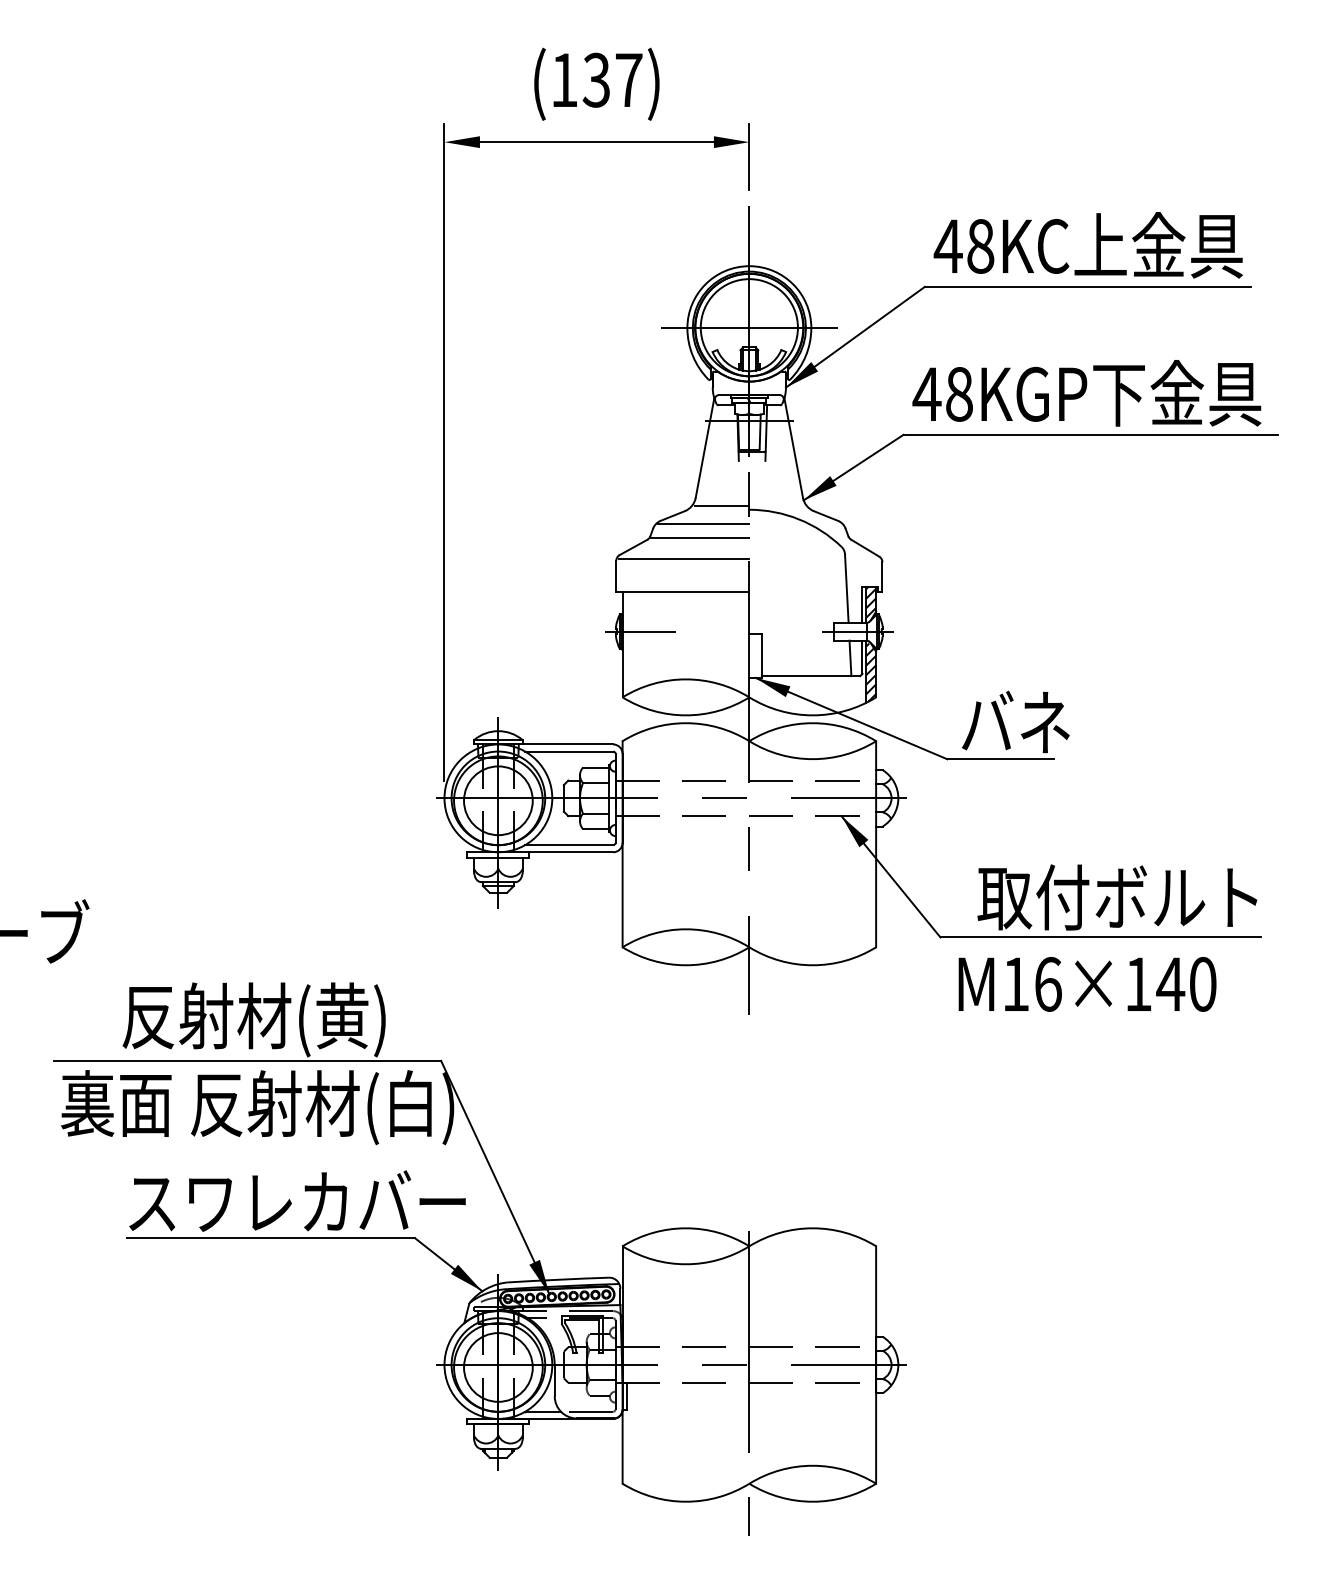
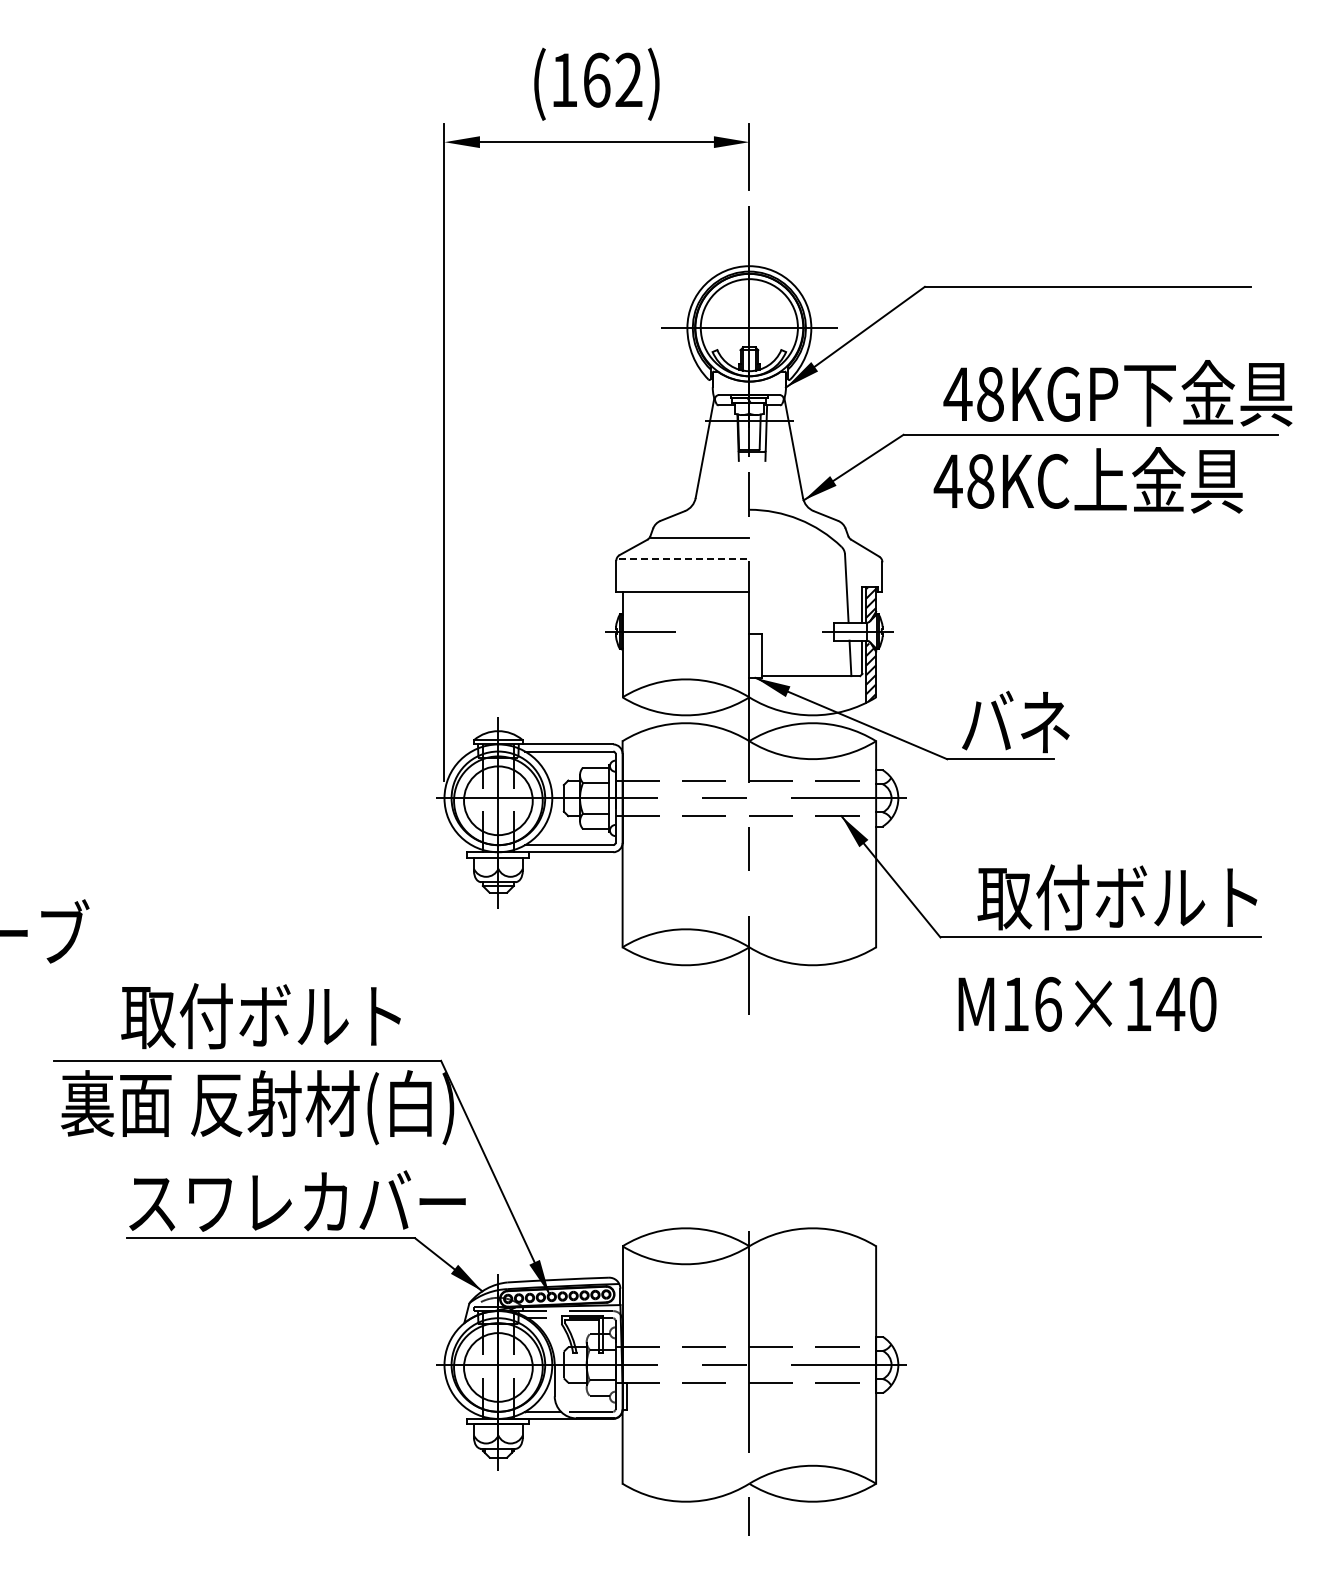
text: (137) -> (162) (612, 79)
text position: (1087, 245) -> (1087, 480) (1087, 480)
text position: (1086, 393) -> (1117, 393) (1117, 393)
line: present -> none (721, 506)
line: present -> none (703, 523)
line: solid -> dashed (684, 558)
text position: (1087, 984) -> (1087, 1004) (1087, 1004)
text: 反射材(黄) -> 取付ボルト (260, 1019)
